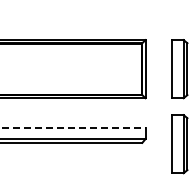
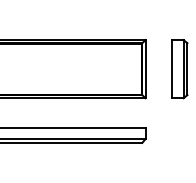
line: dashed -> solid (73, 127)
part: present -> none (179, 144)
